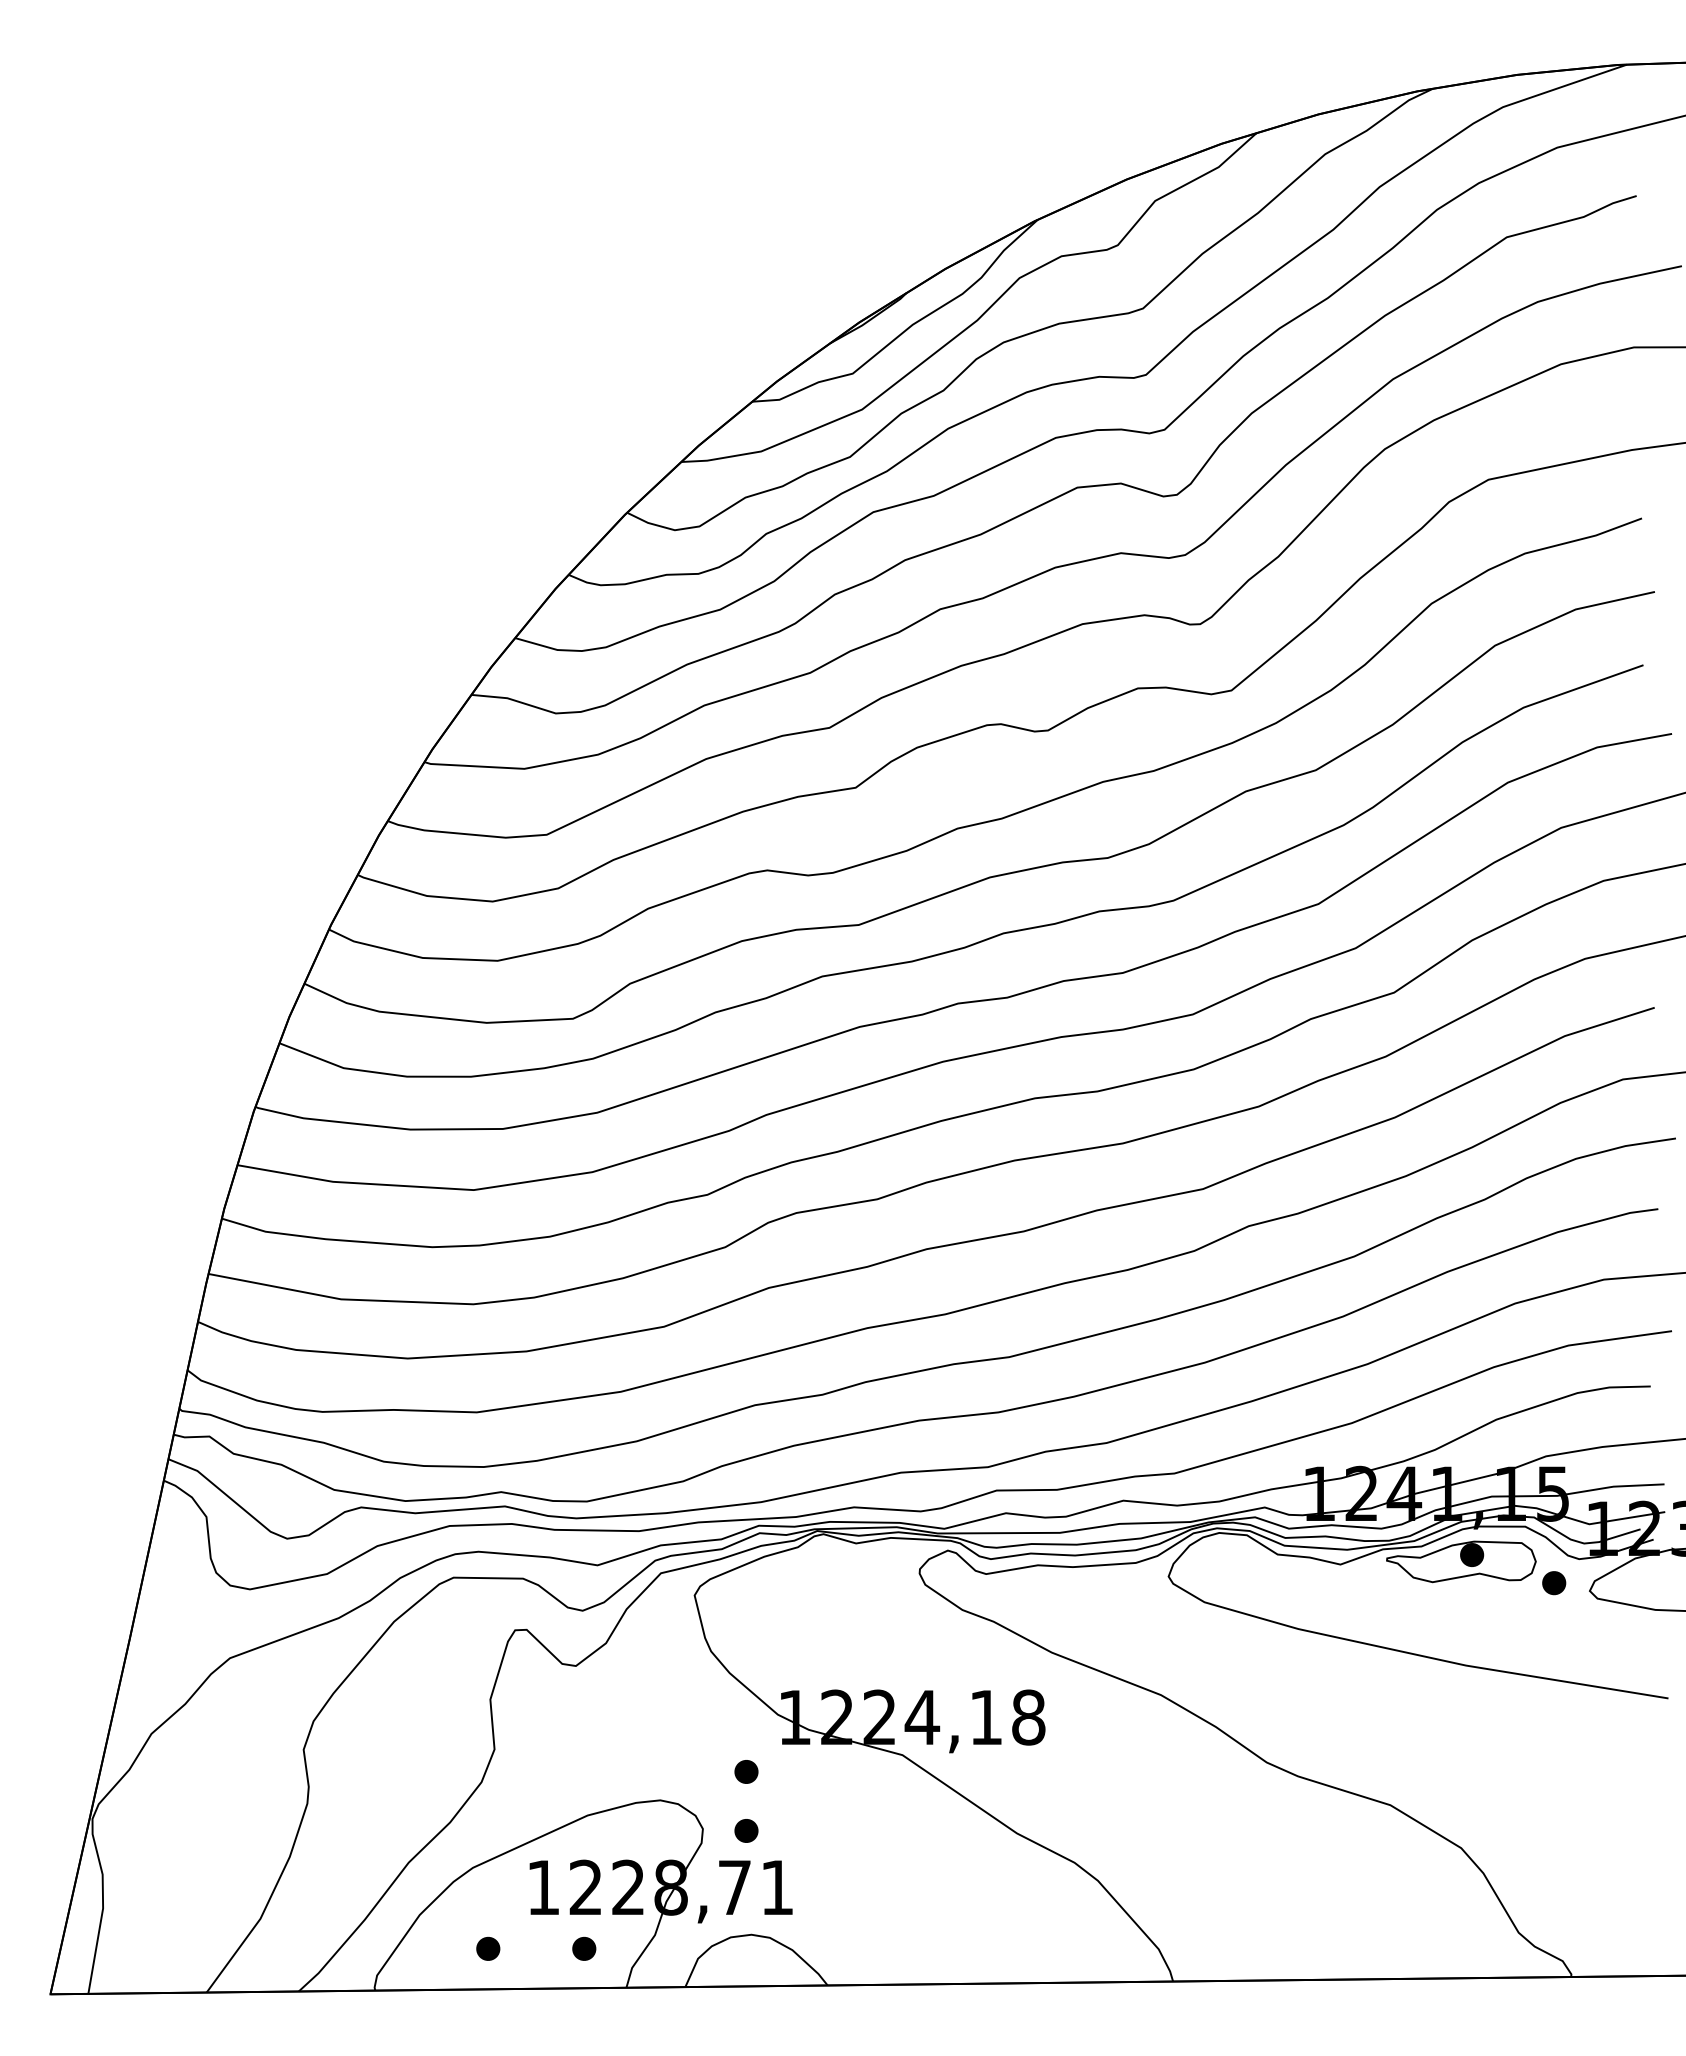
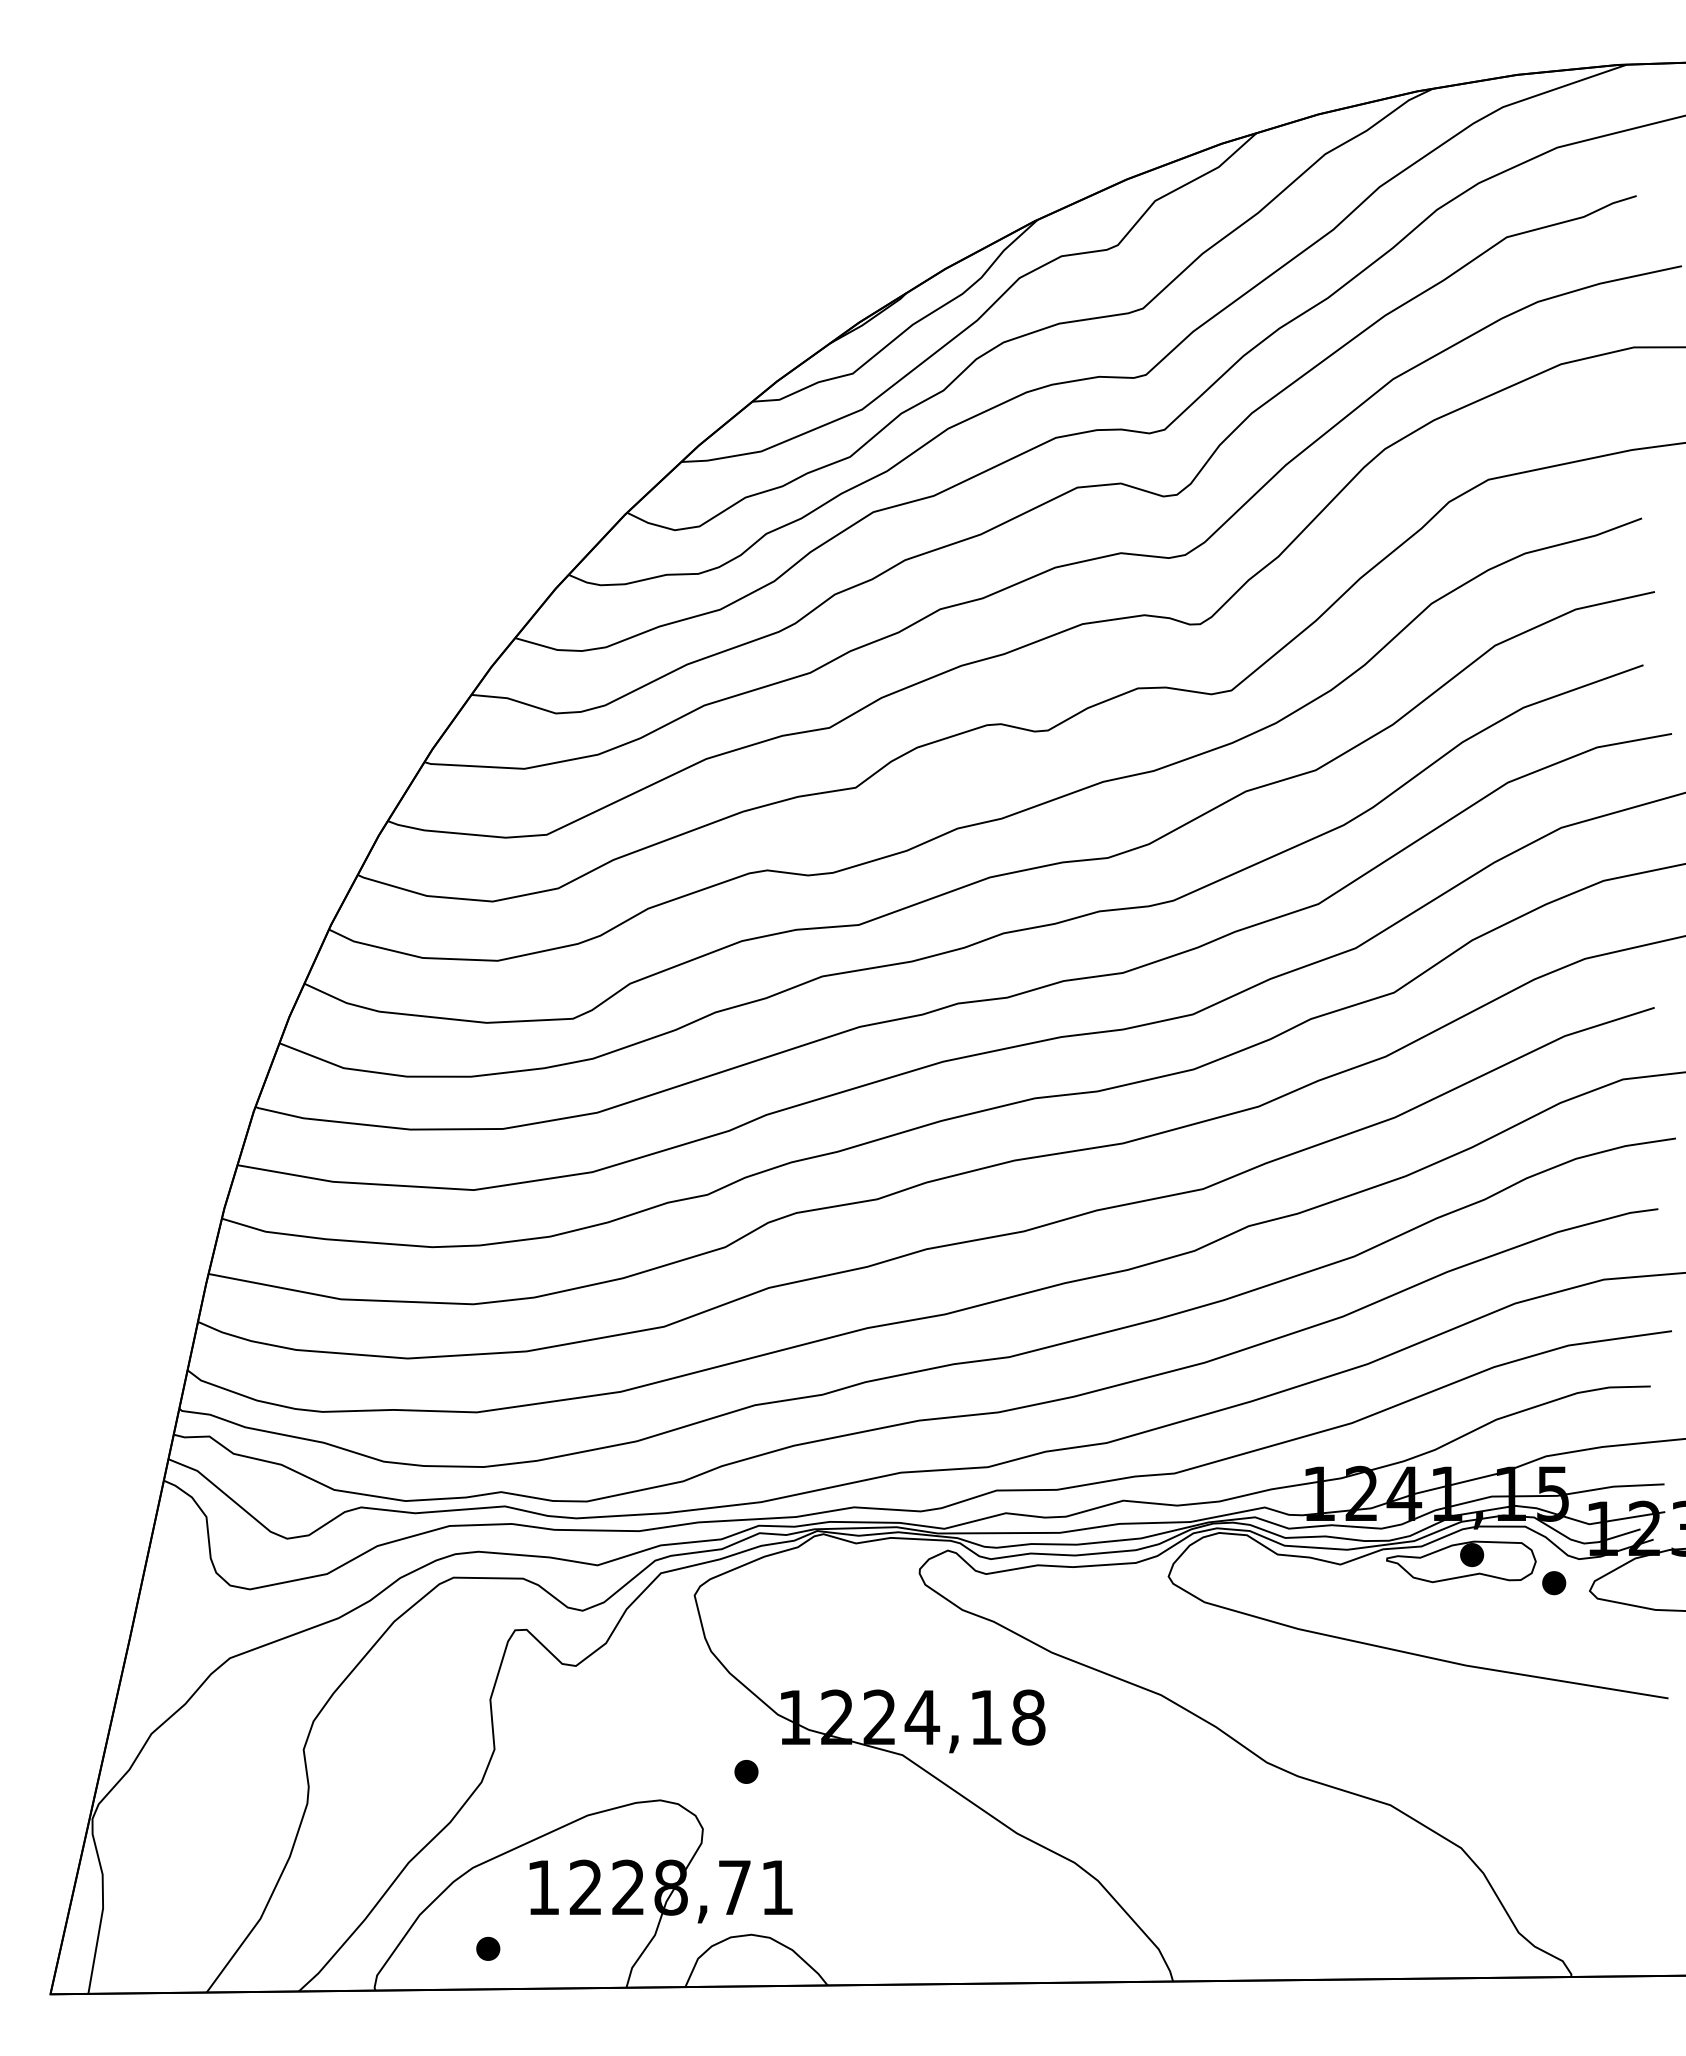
part: present -> none (746, 1830)
part: present -> none (584, 1948)
